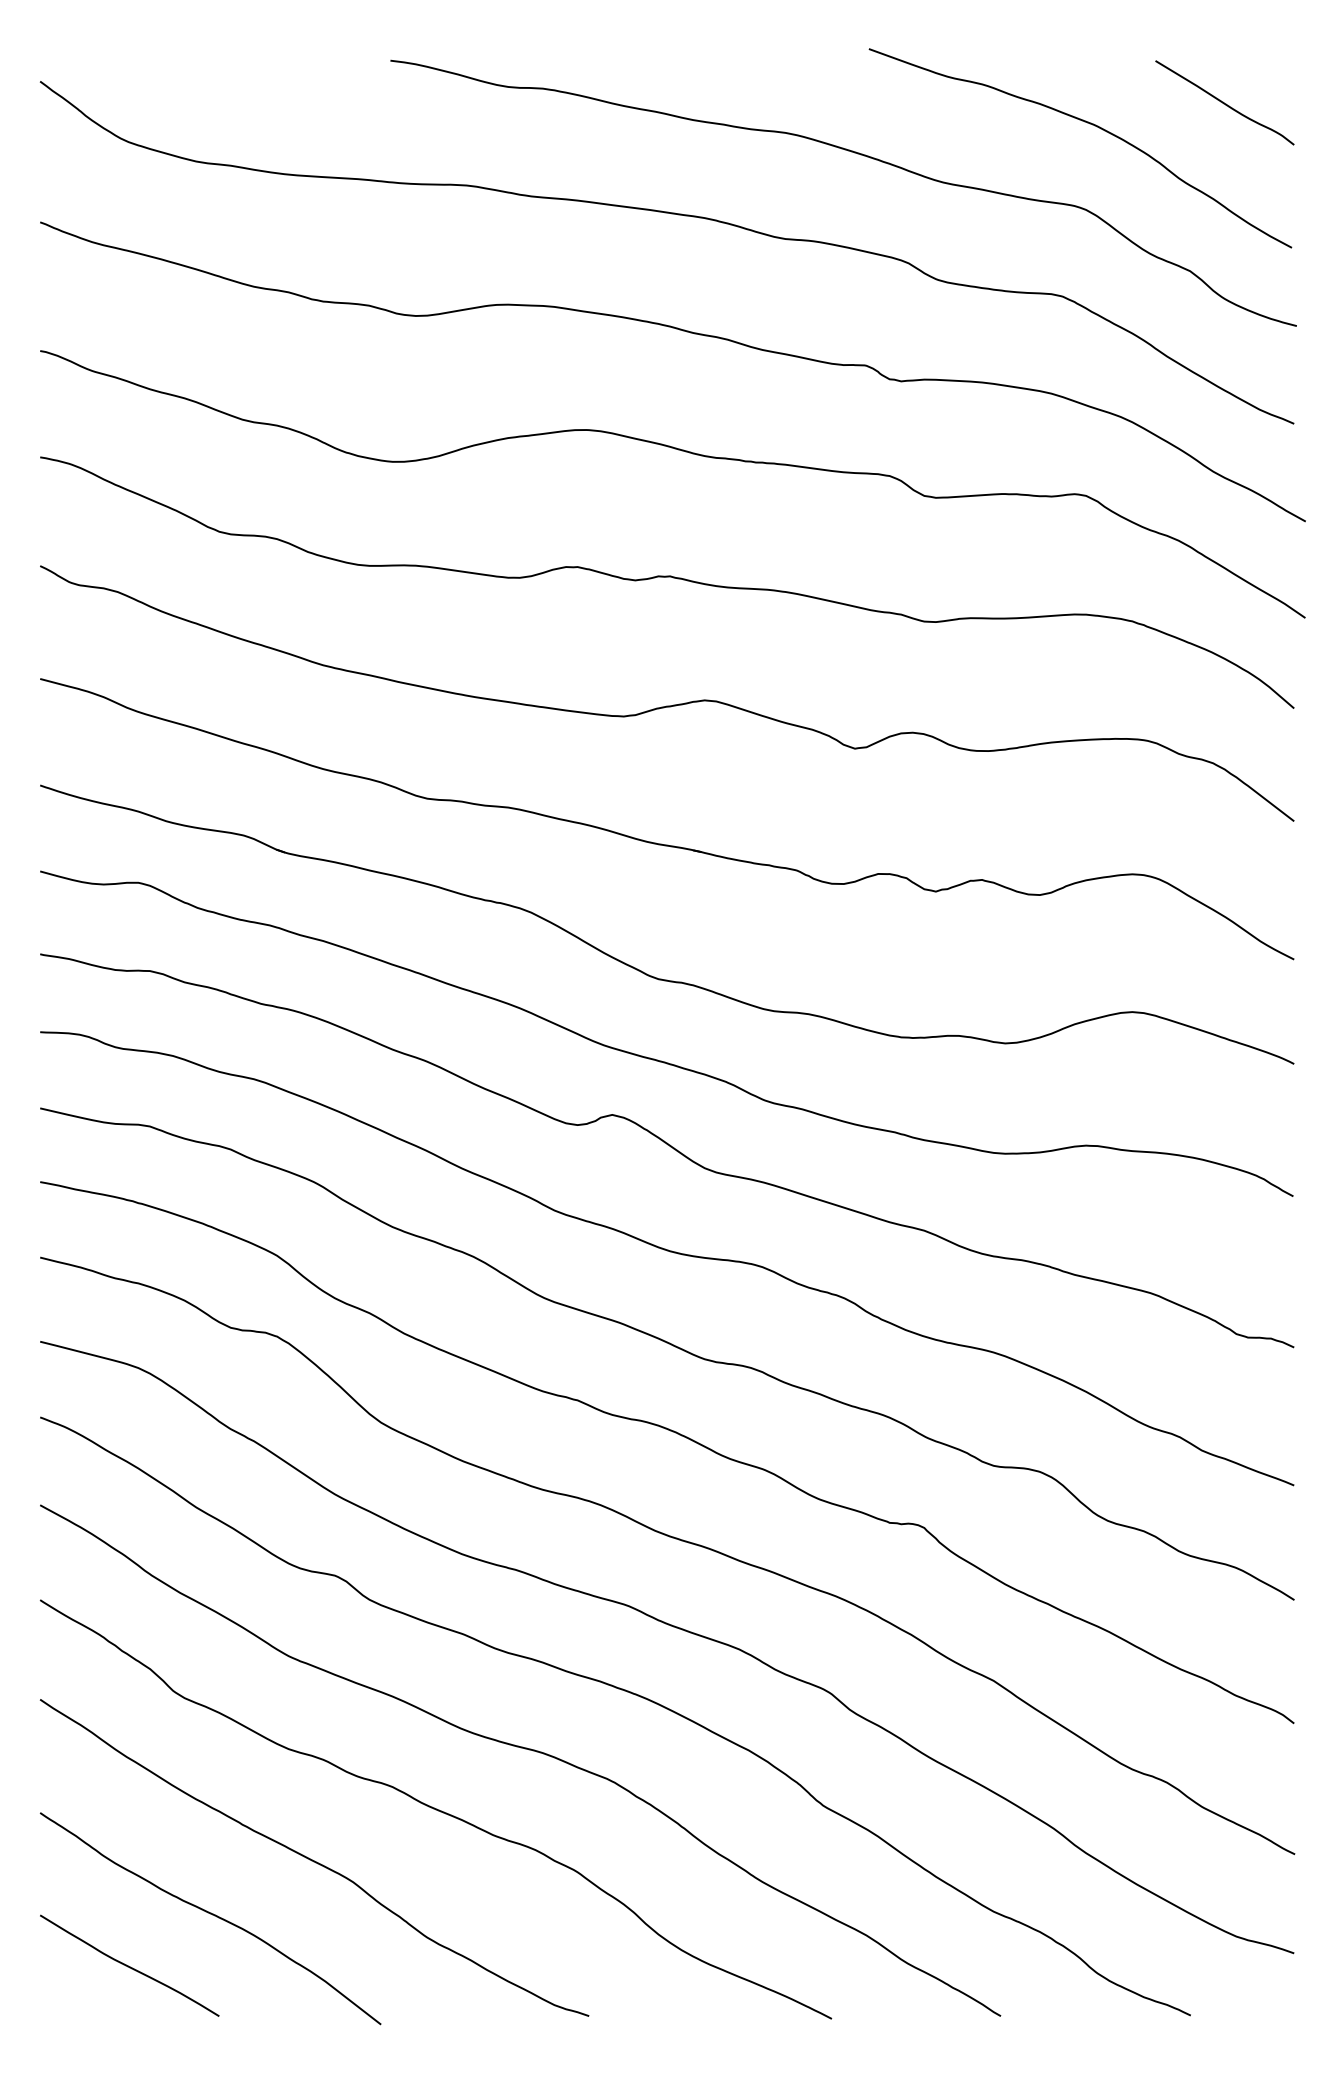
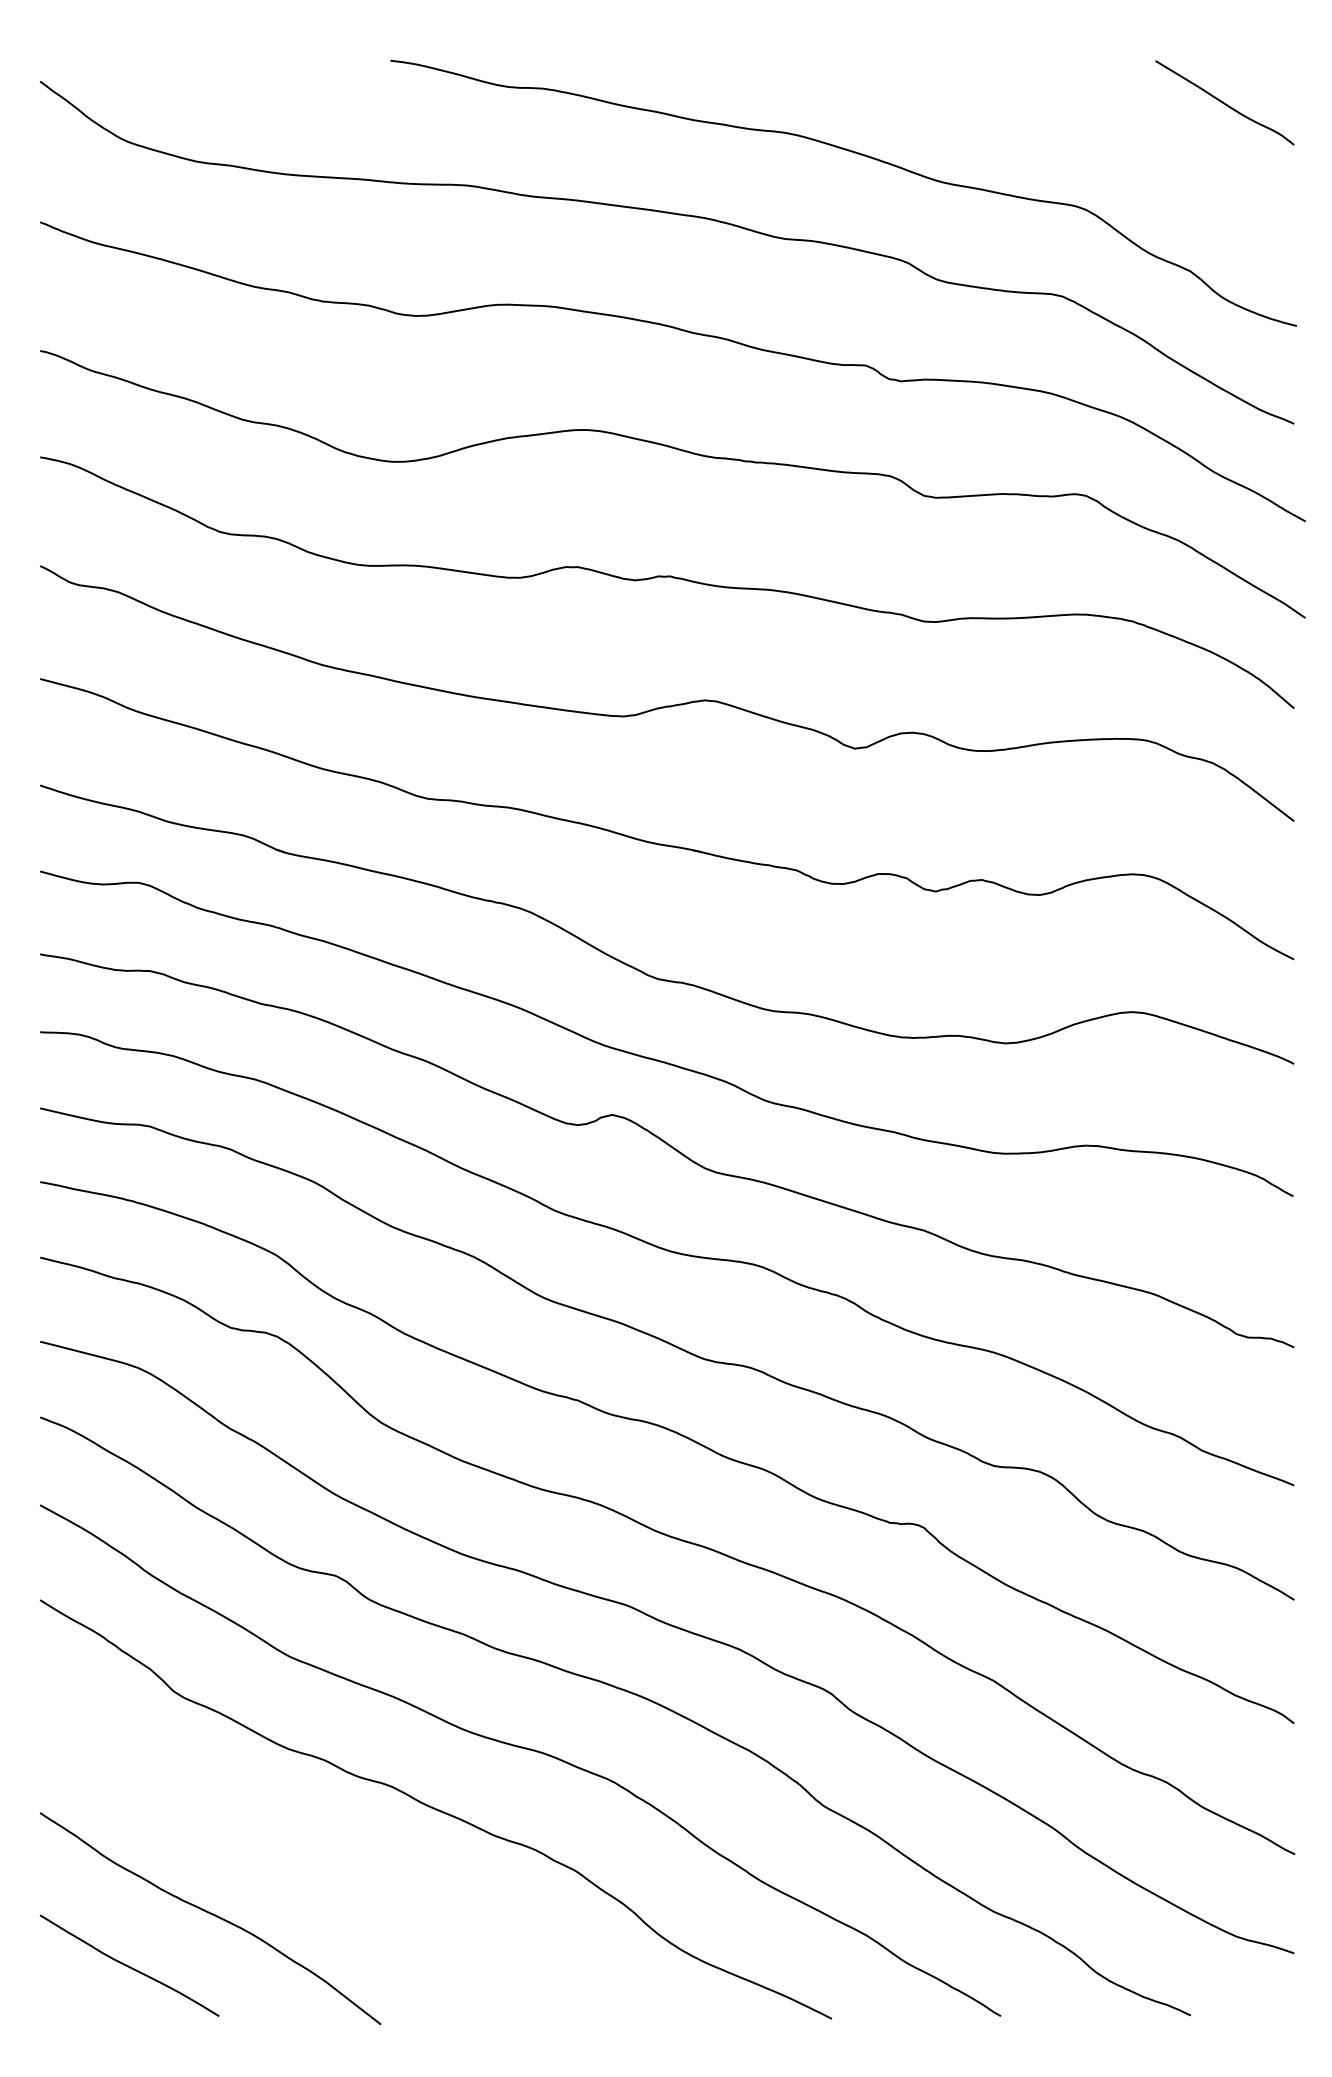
curve: present -> none (1092, 125)
curve: present -> none (312, 1859)
